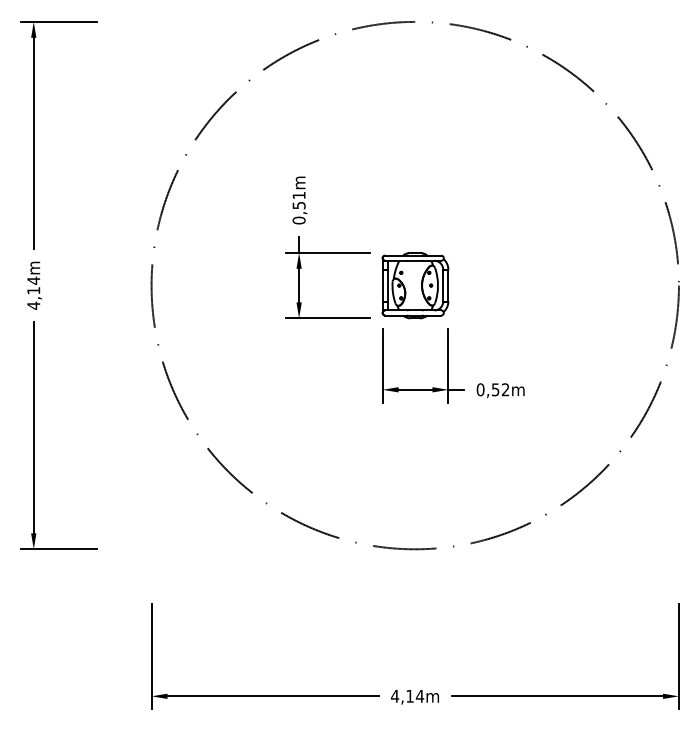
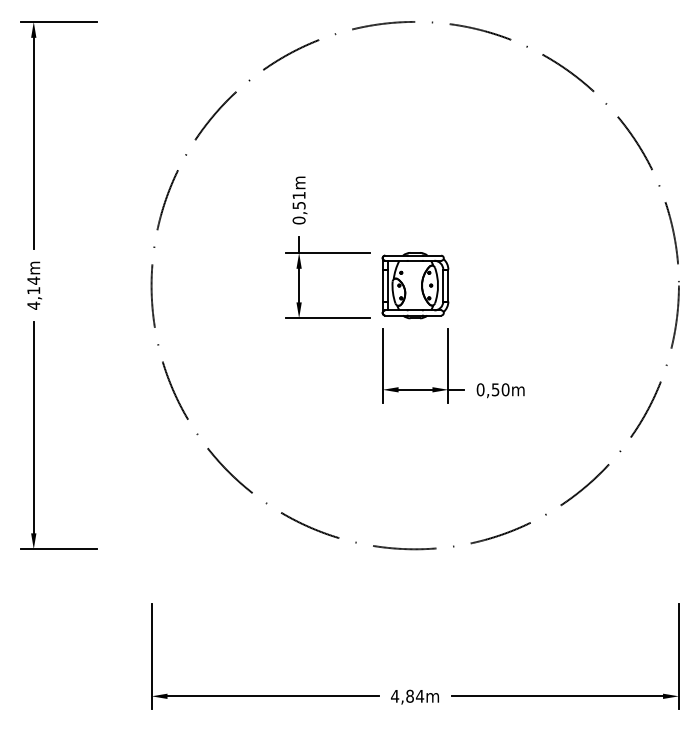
text: 0,52m -> 0,50m (505, 389)
text: 4,14m -> 4,84m (409, 695)
